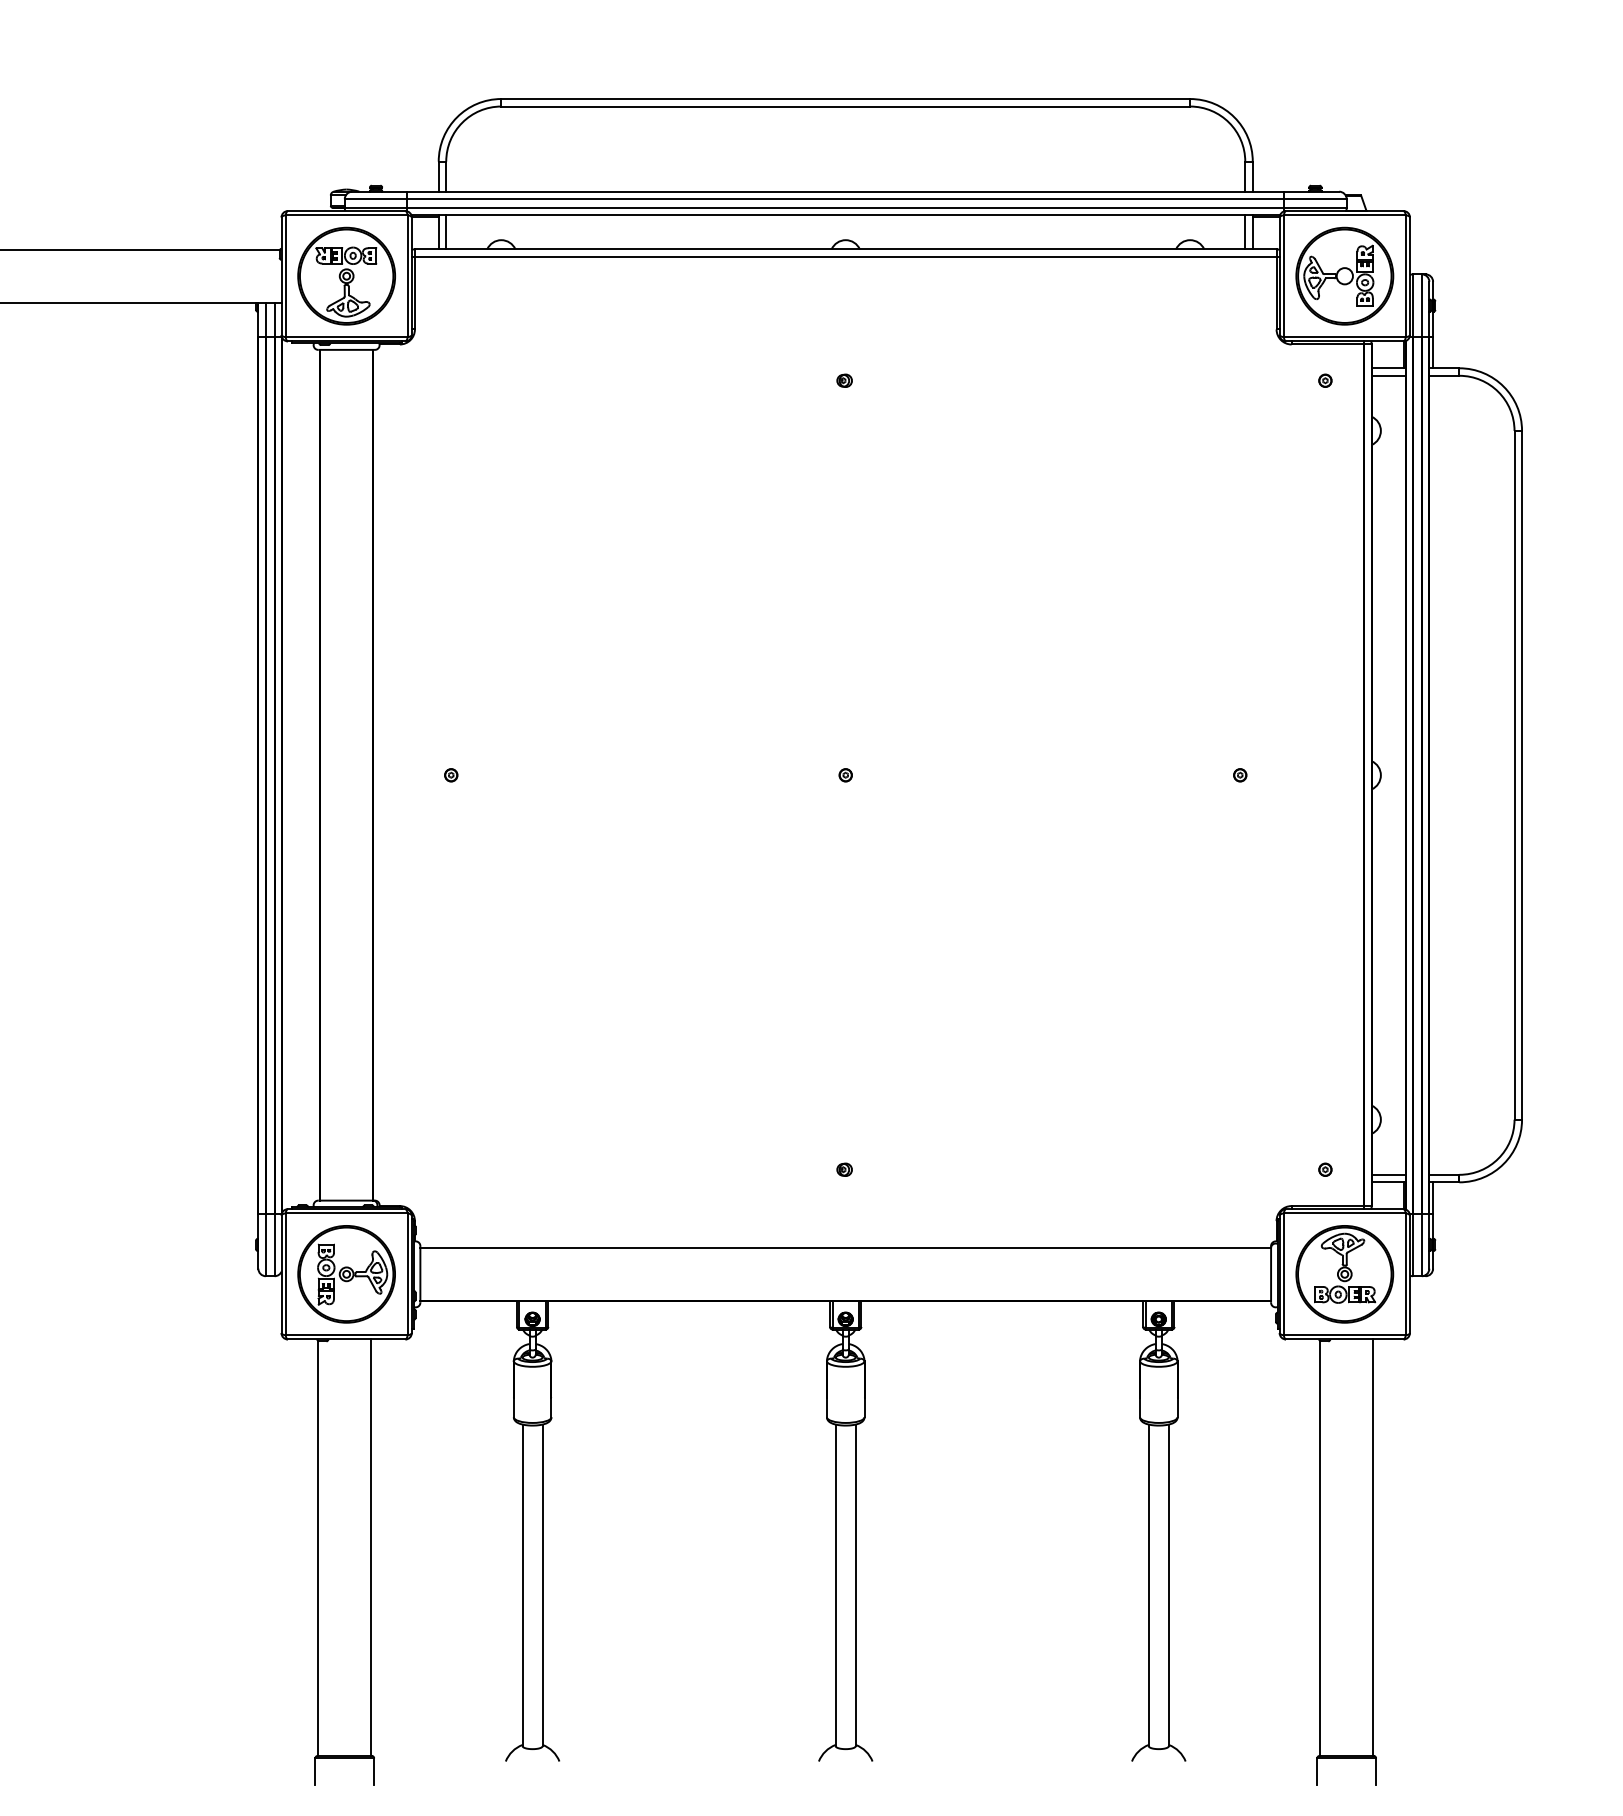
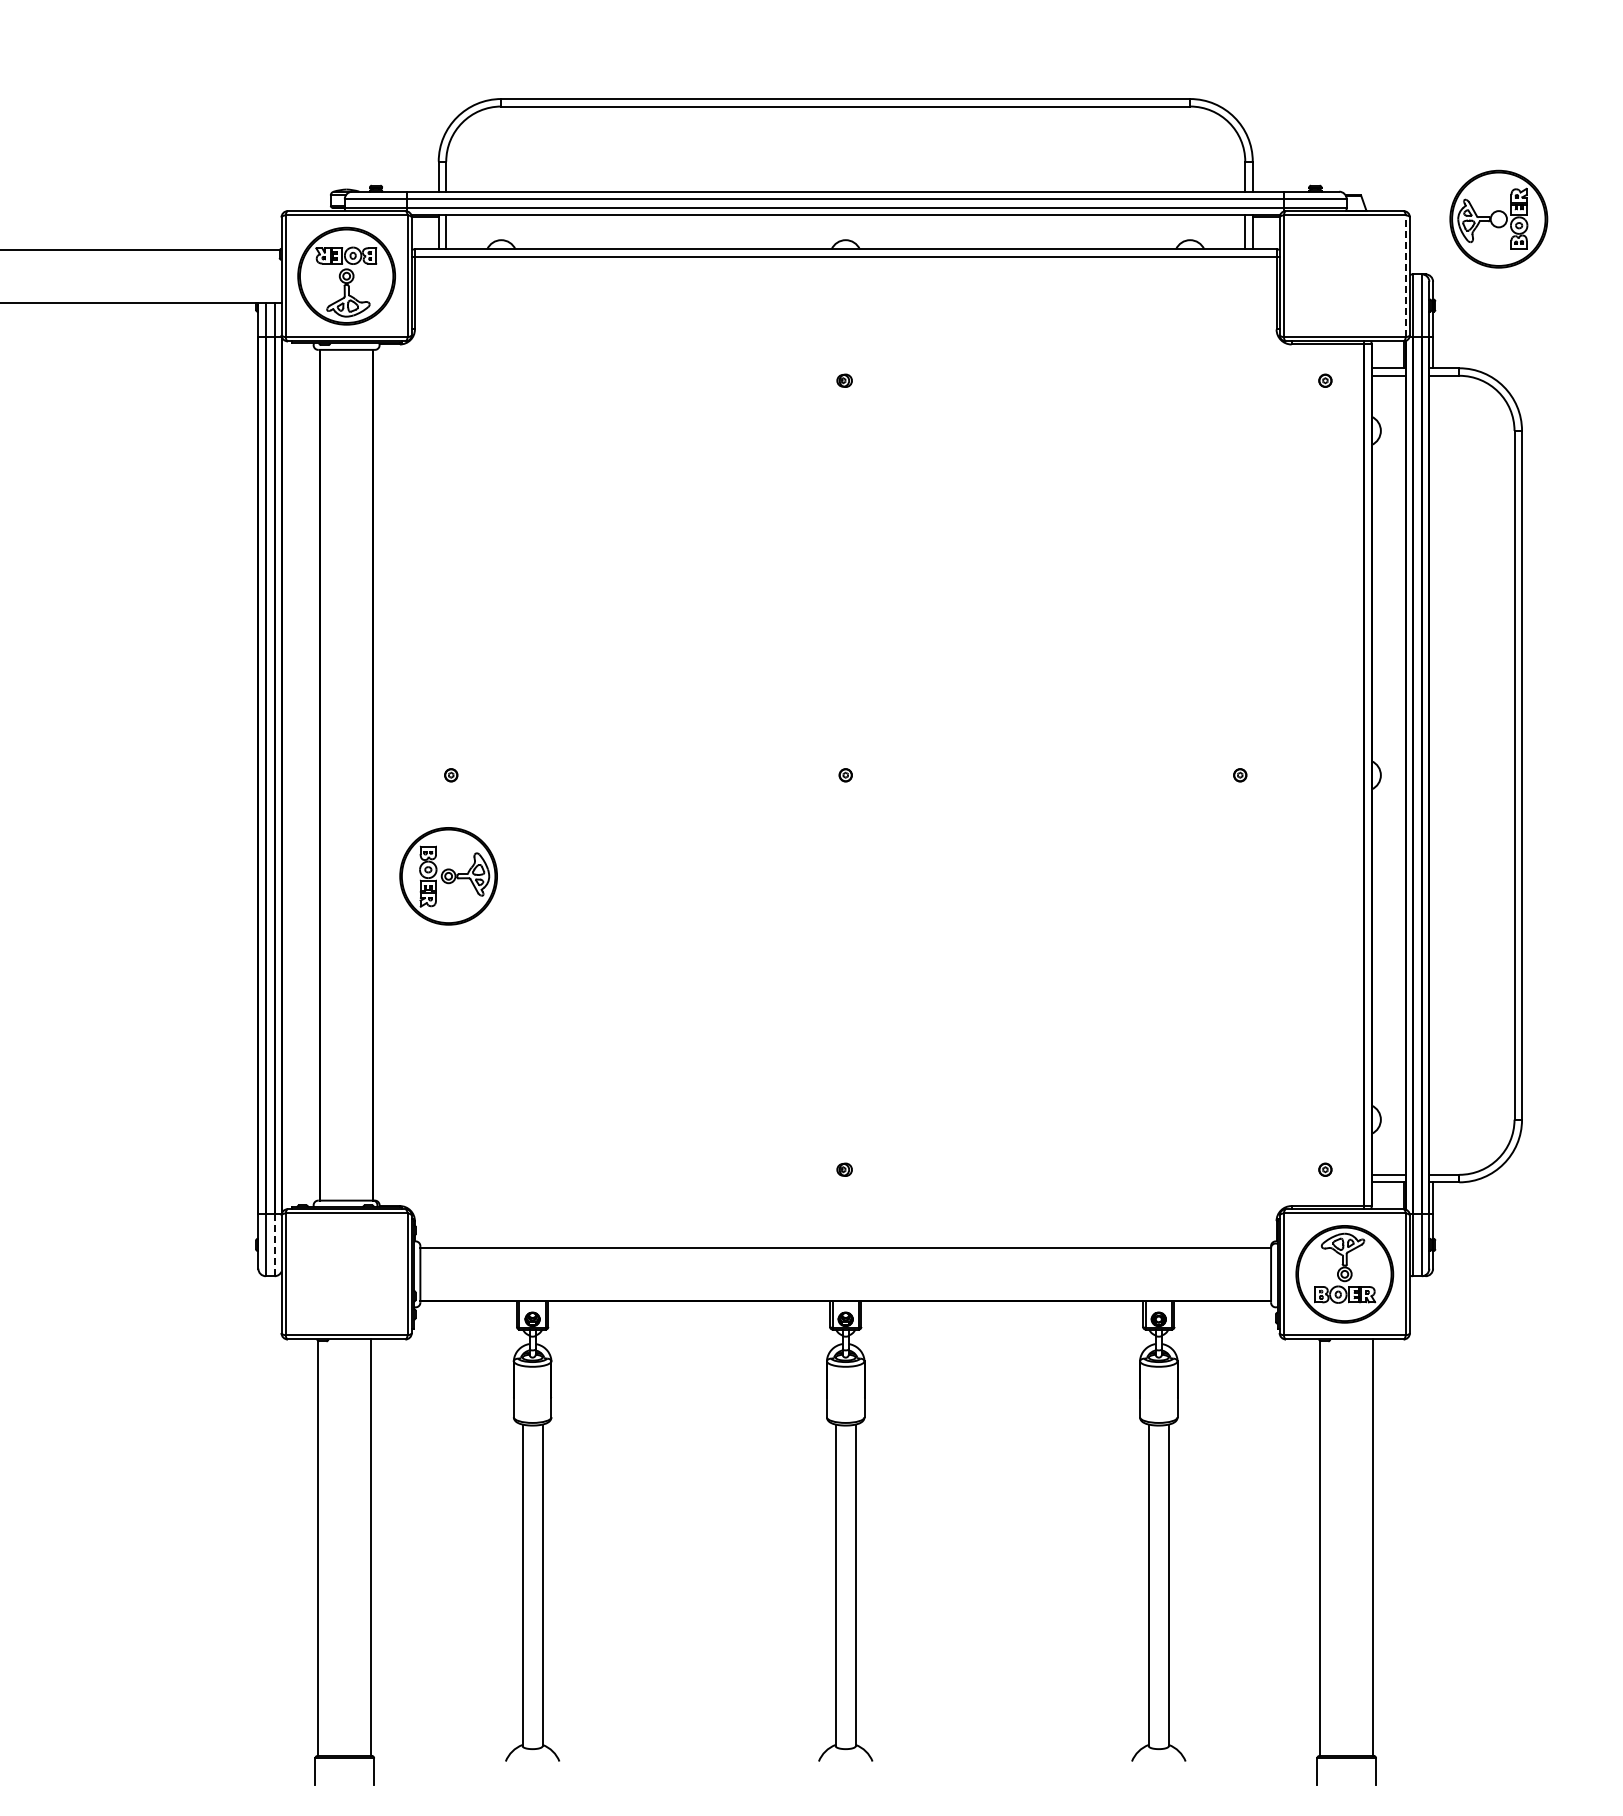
part position: (1344, 275) -> (1498, 218) (1498, 218)
line: solid -> dashed (1405, 276)
line: solid -> dashed (274, 1244)
part position: (346, 1274) -> (448, 876) (448, 876)
